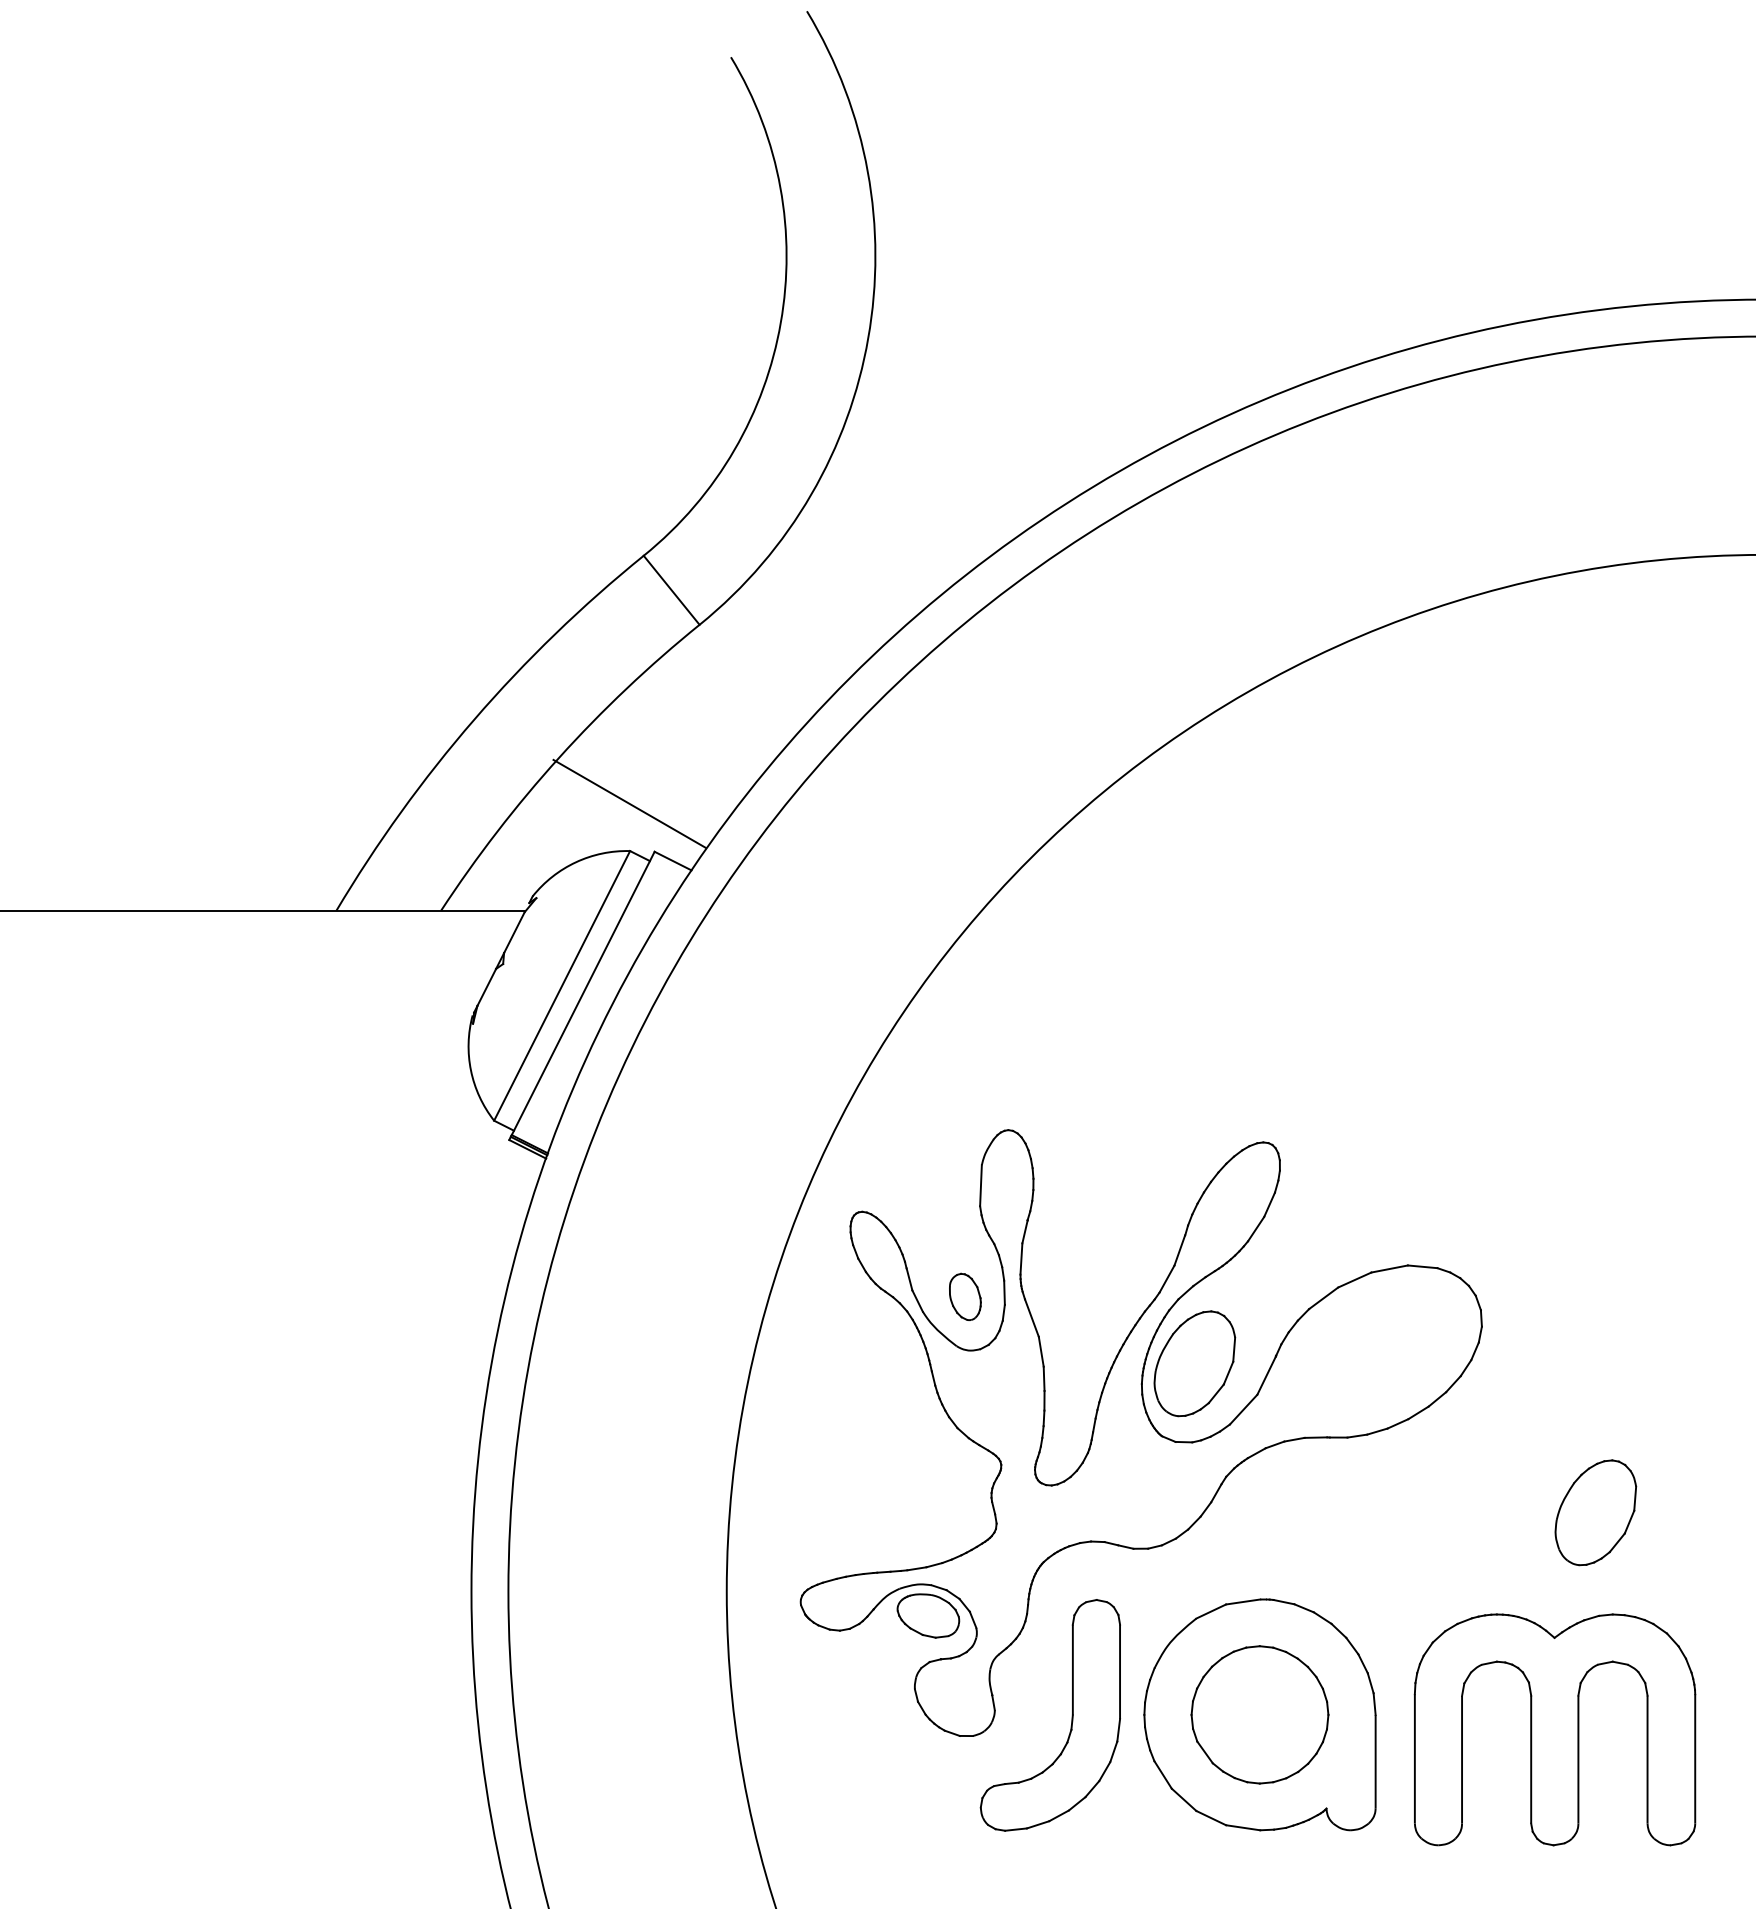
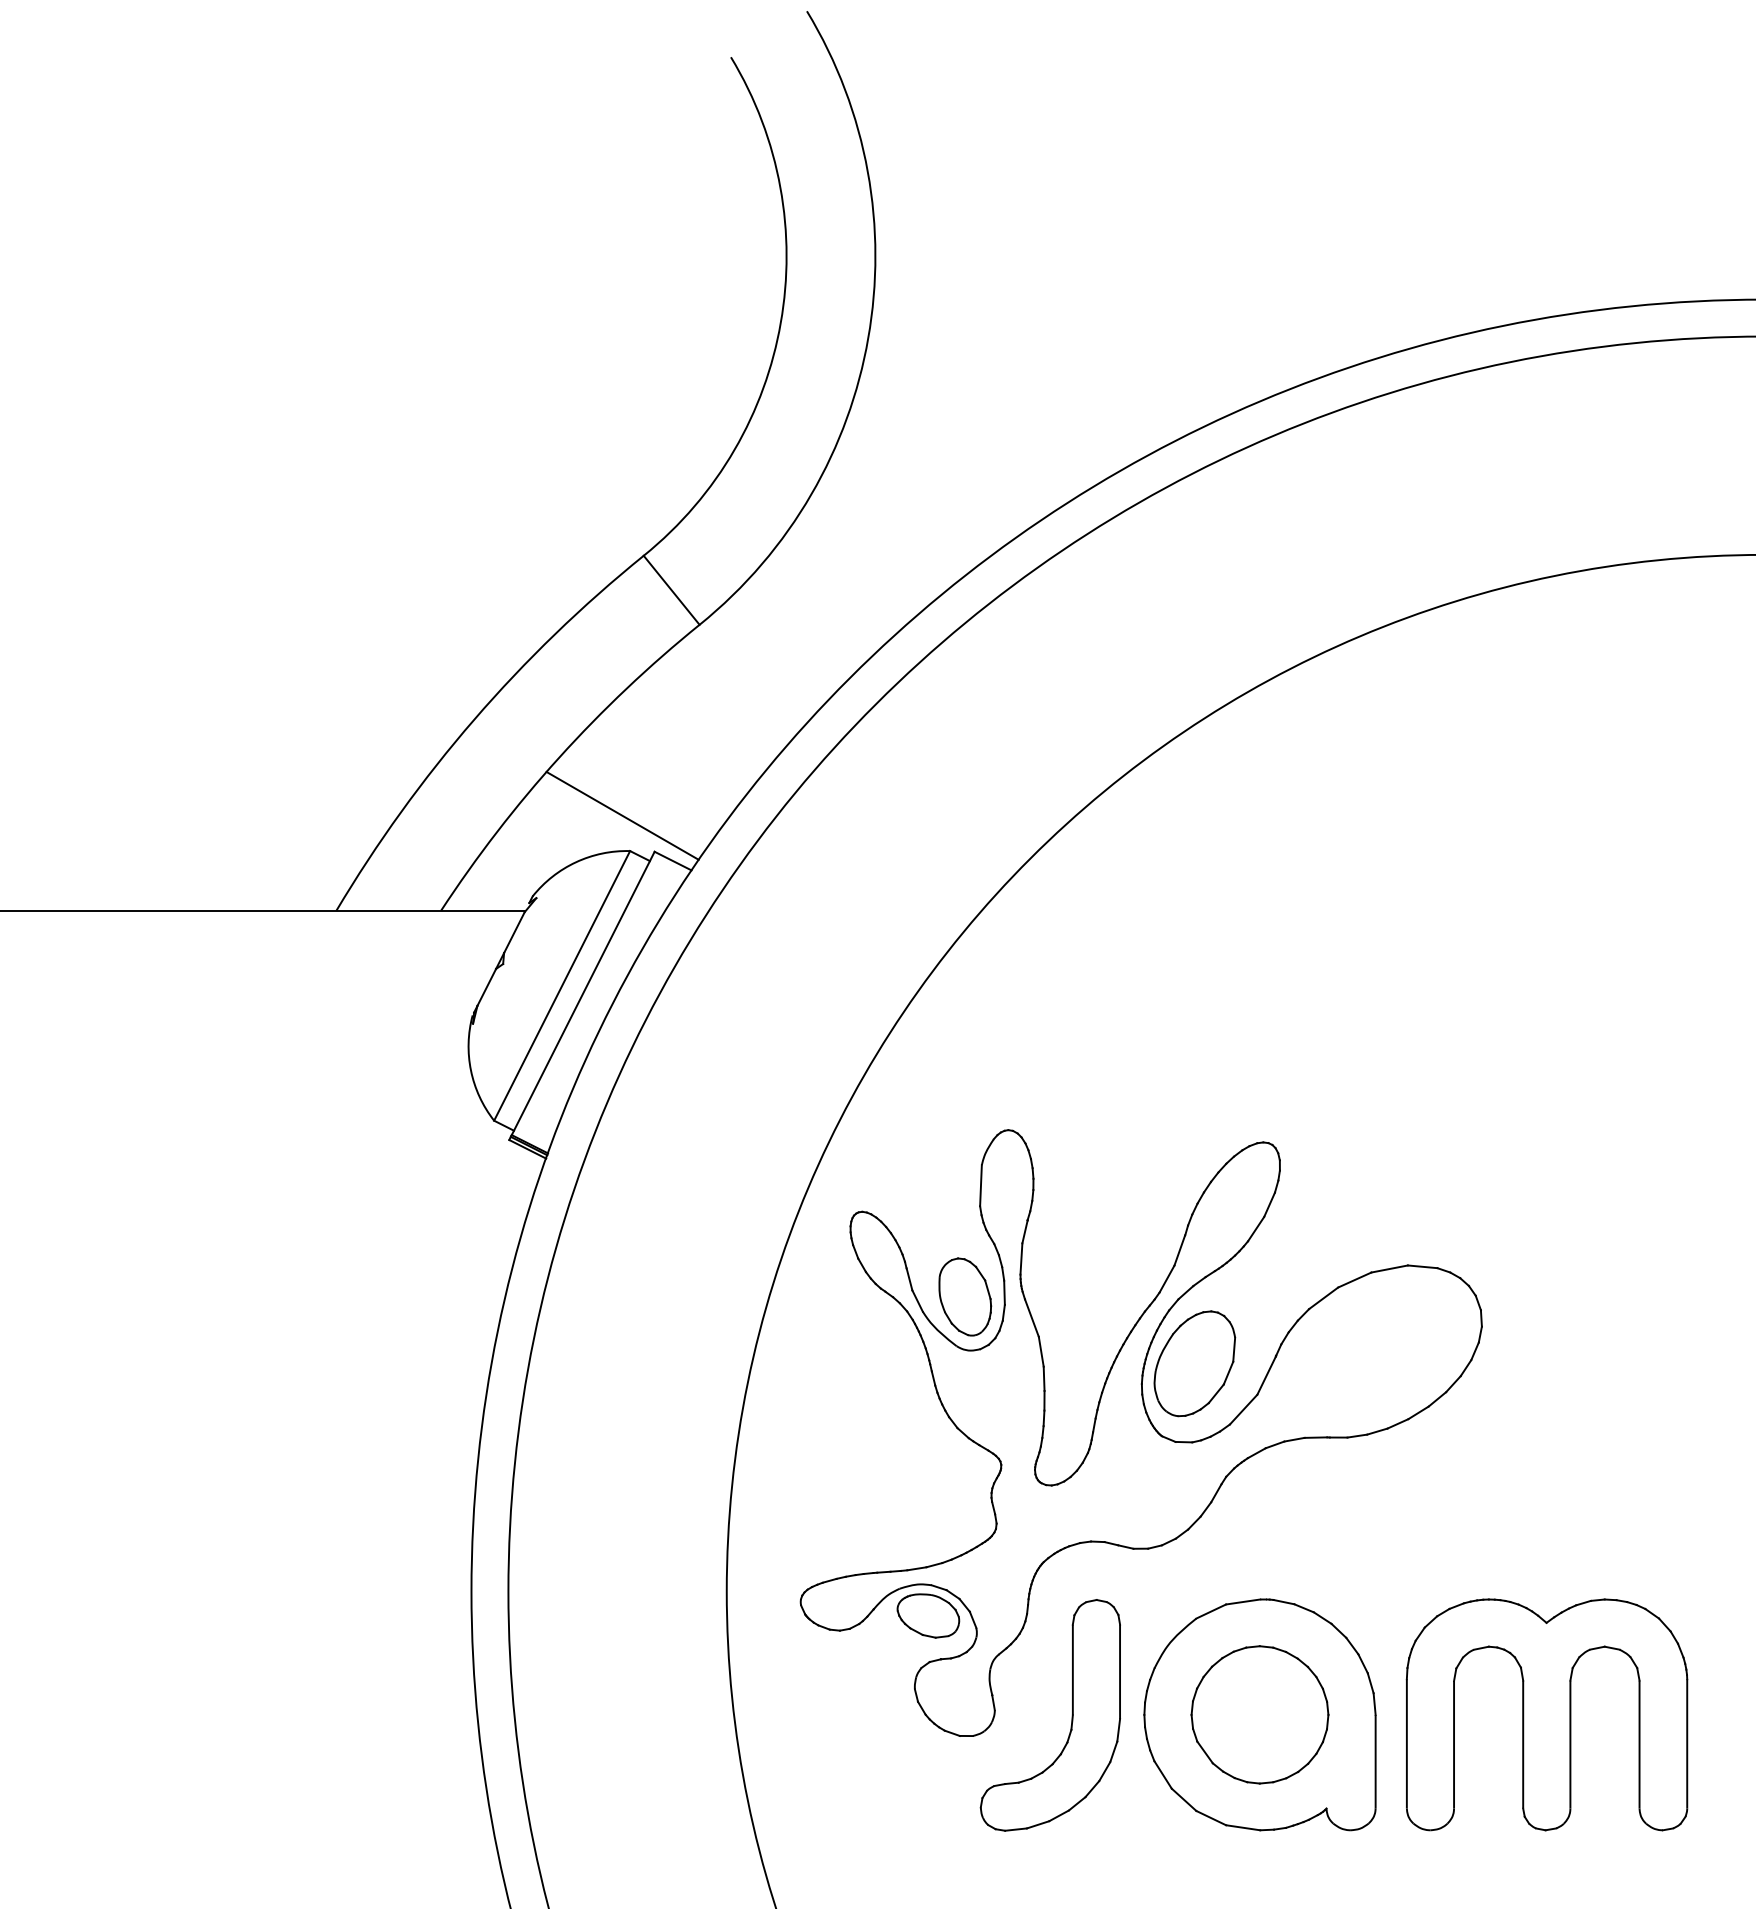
line position: (629, 803) -> (622, 815) (622, 815)
part size: 33x49 px -> 55x80 px (965, 1296)
part: present -> none (1595, 1512)
part position: (1554, 1729) -> (1546, 1714) (1546, 1714)
